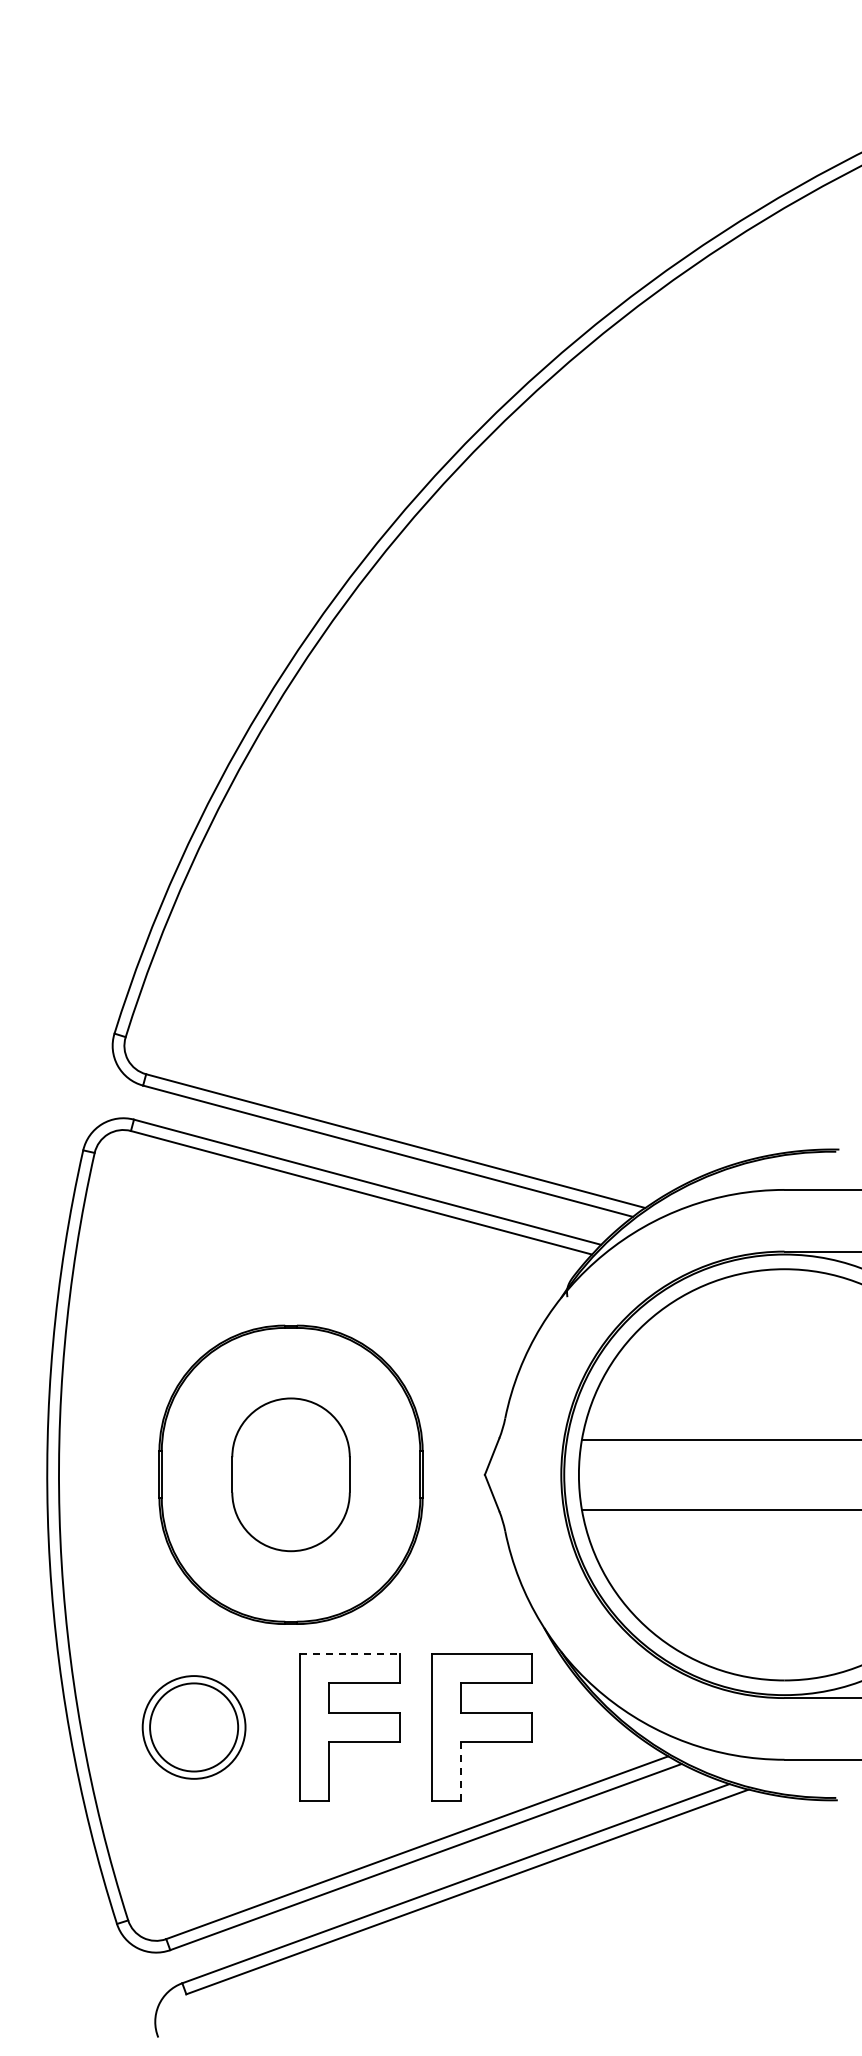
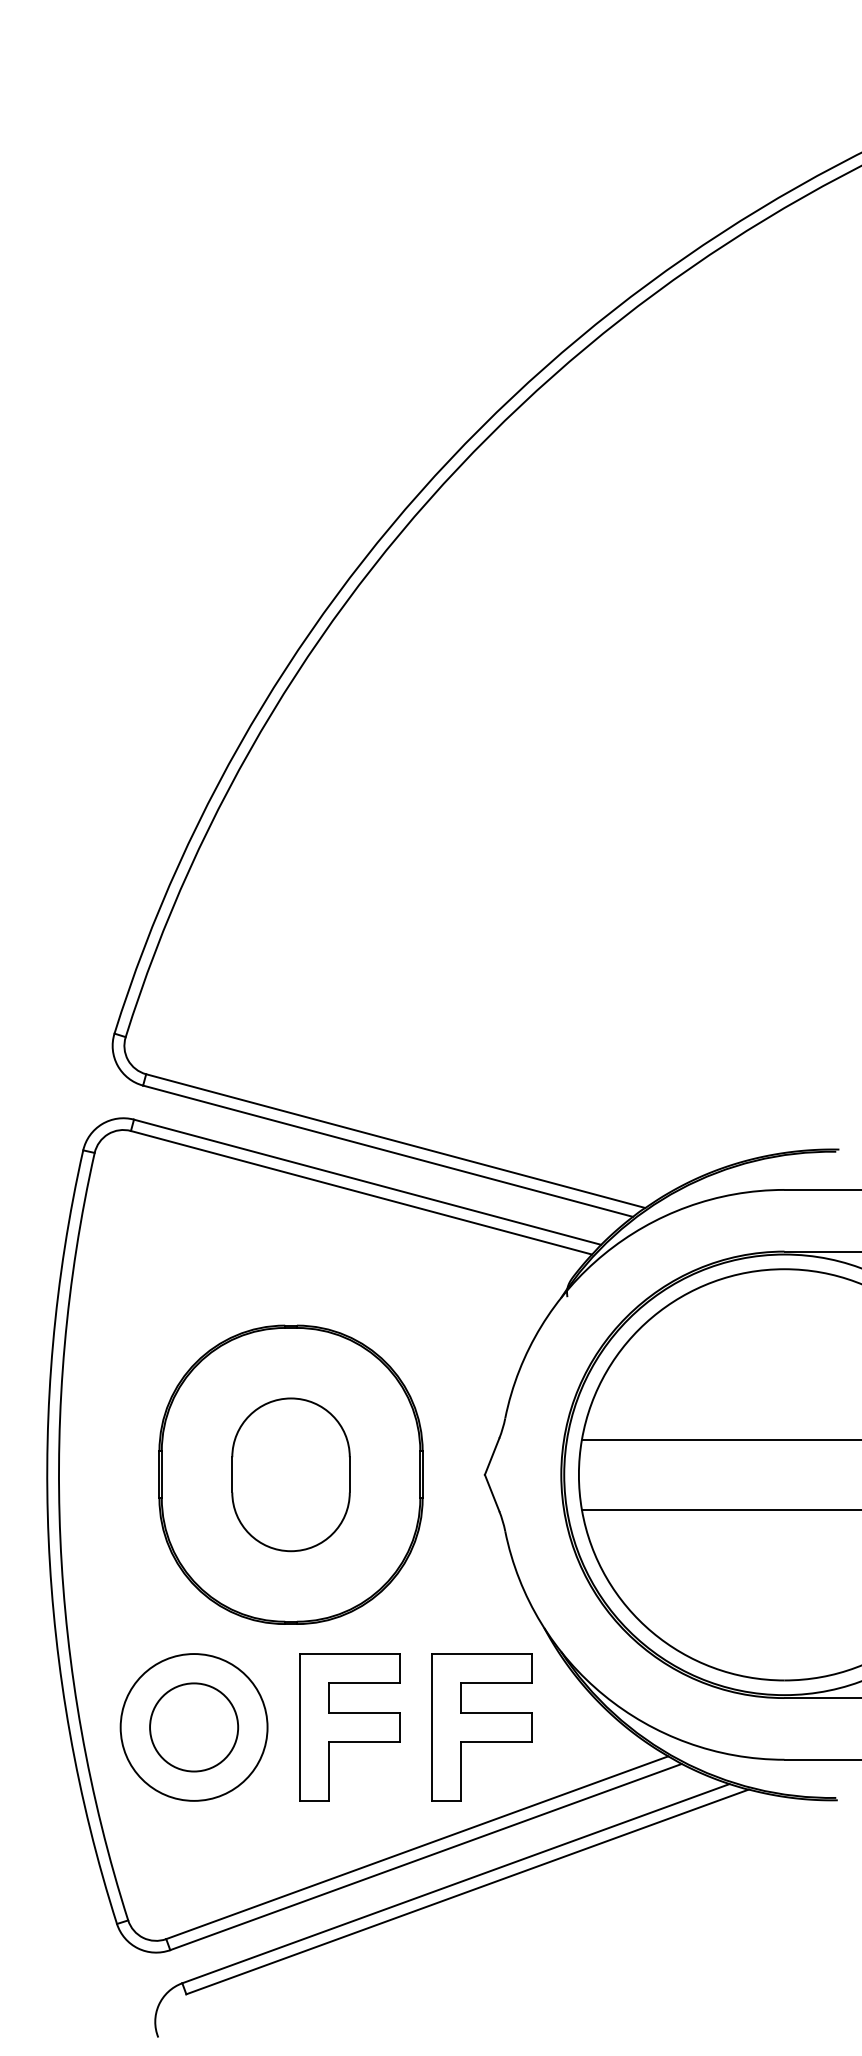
line: dashed -> solid (349, 1654)
circle diameter: 103 px -> 147 px (193, 1727)
line: dashed -> solid (461, 1772)
